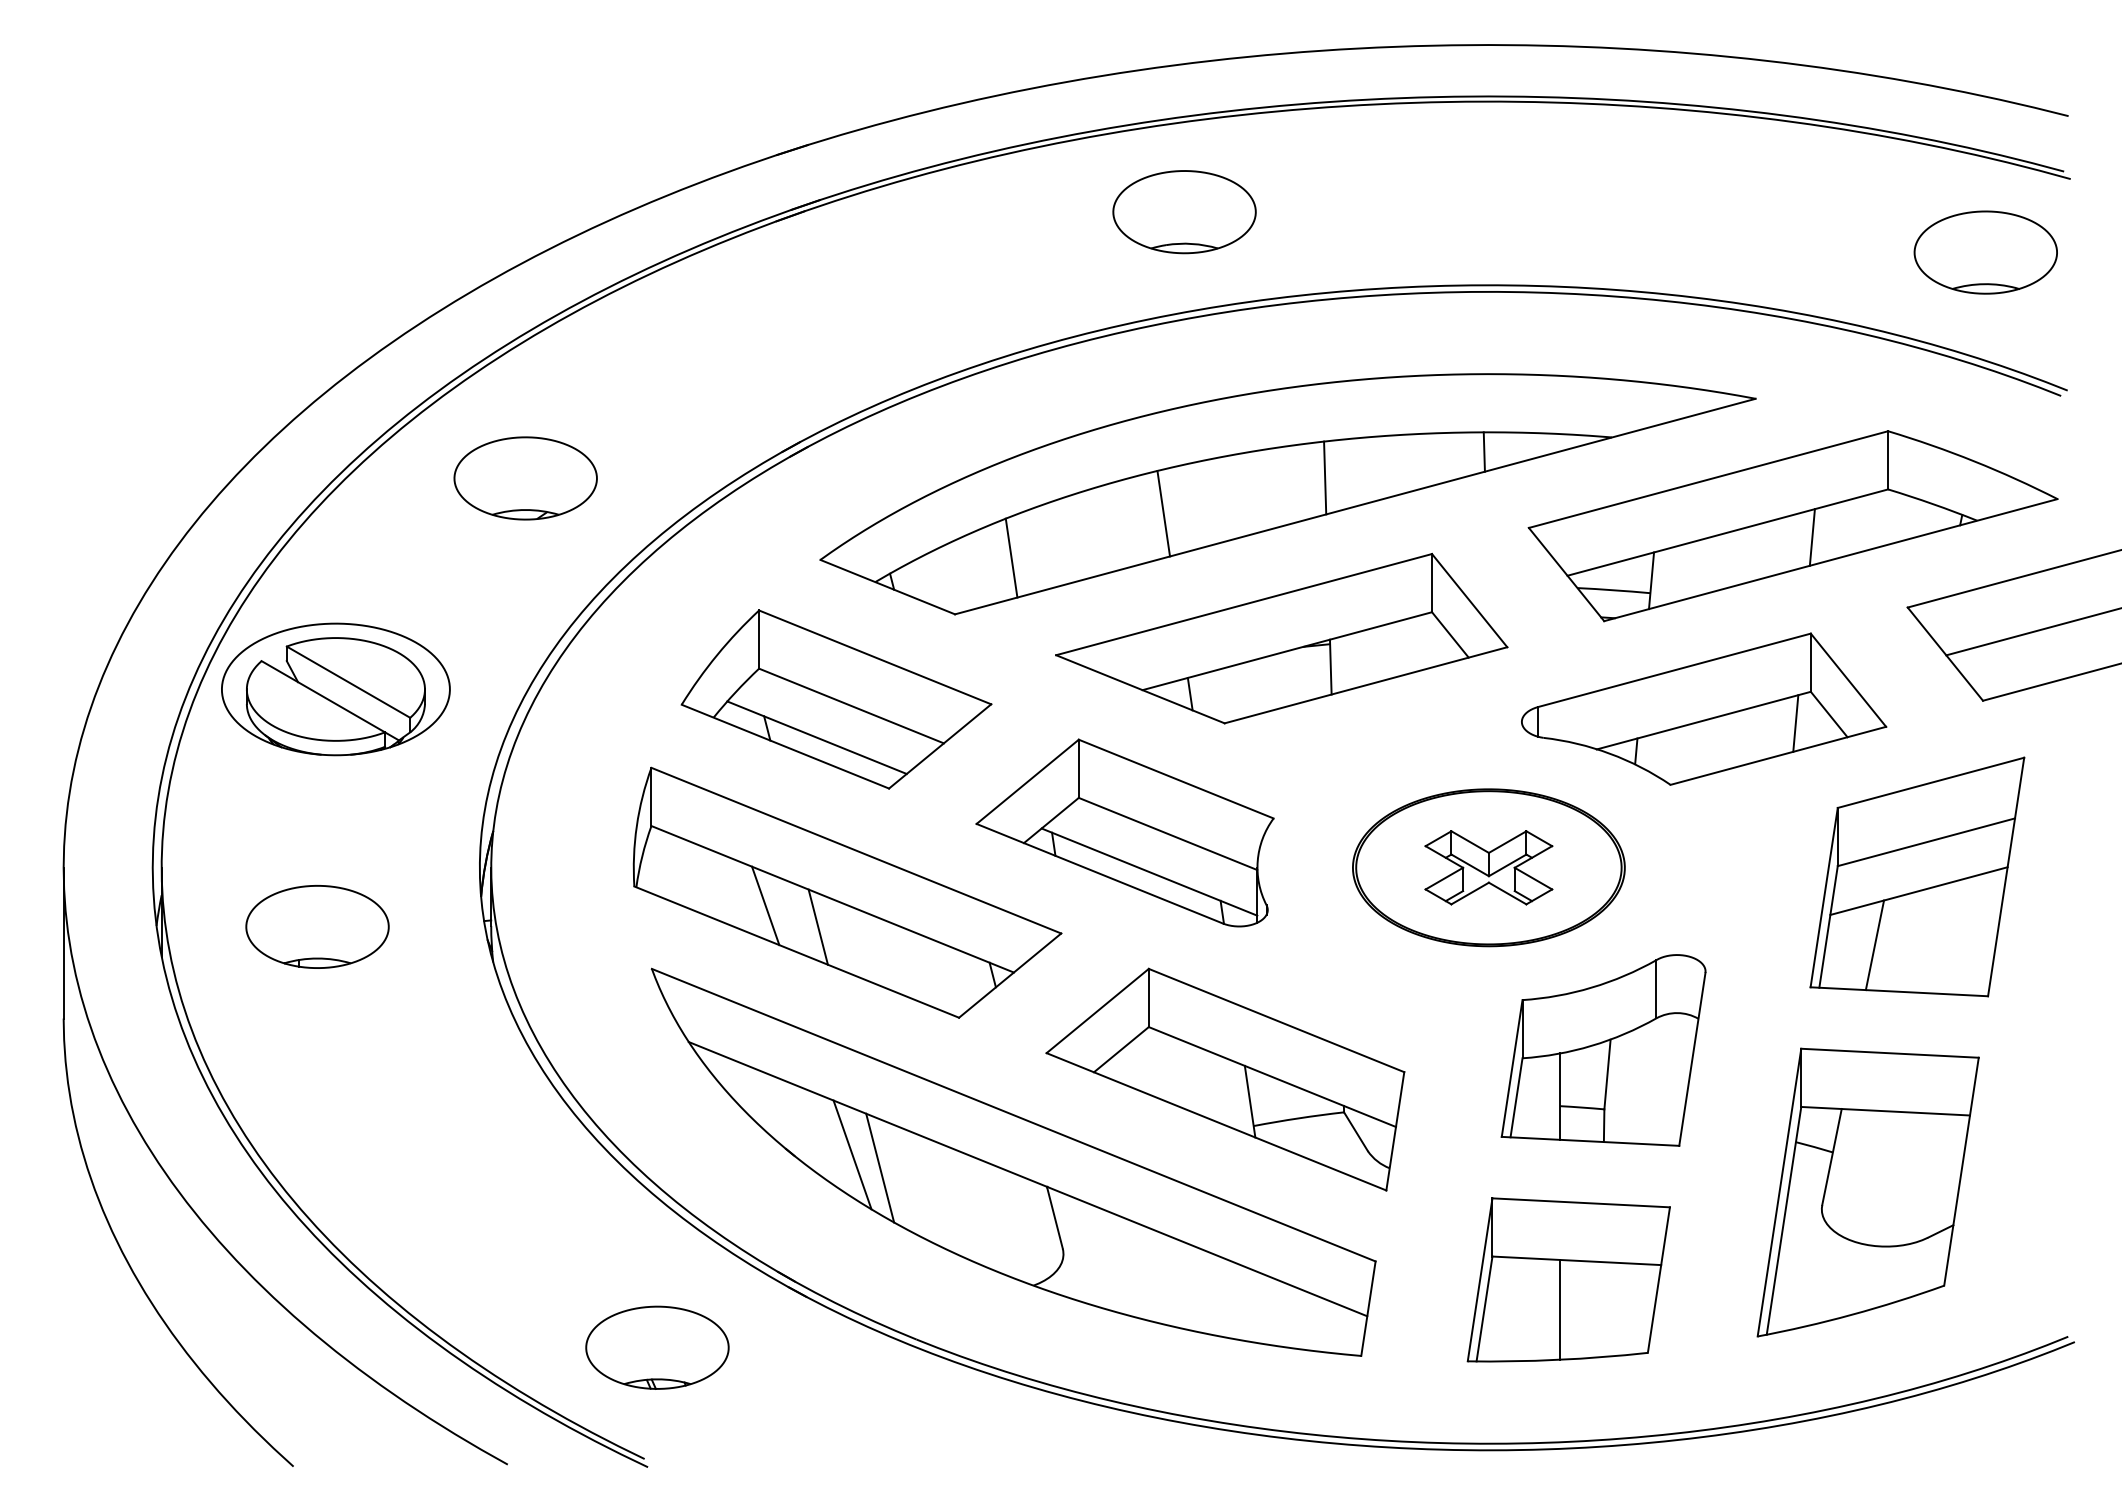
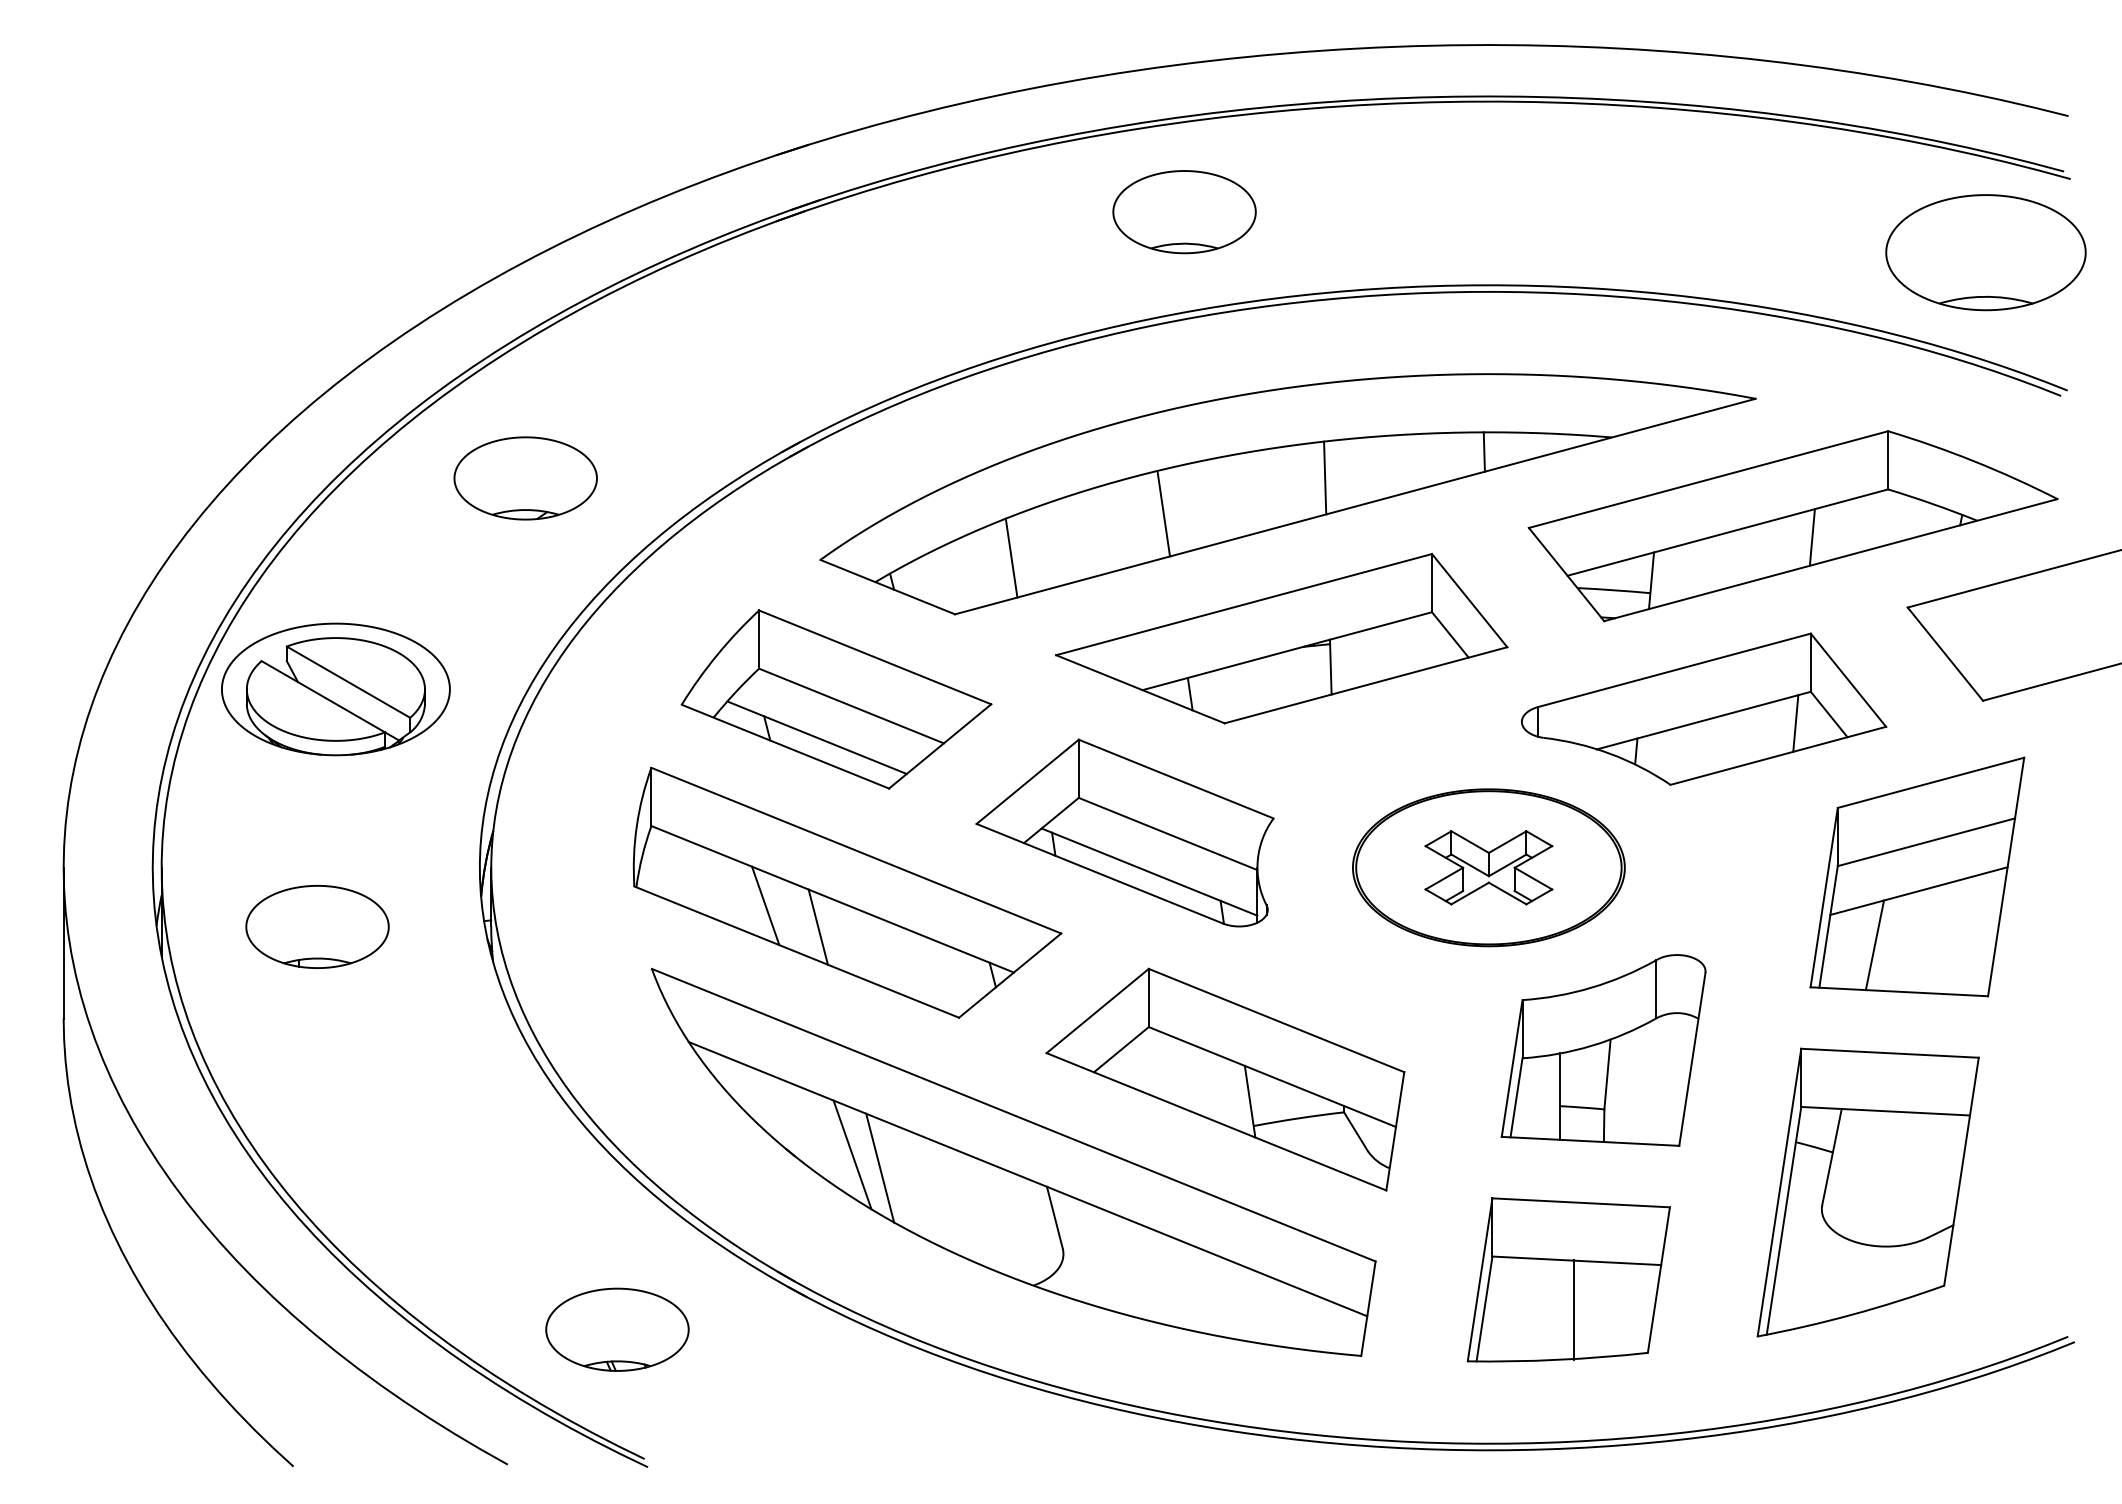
part size: 145x85 px -> 202x118 px (1985, 252)
line: present -> none (2032, 631)
line position: (1560, 1309) -> (1574, 1309) (1574, 1309)
part position: (657, 1347) -> (617, 1329) (617, 1329)
